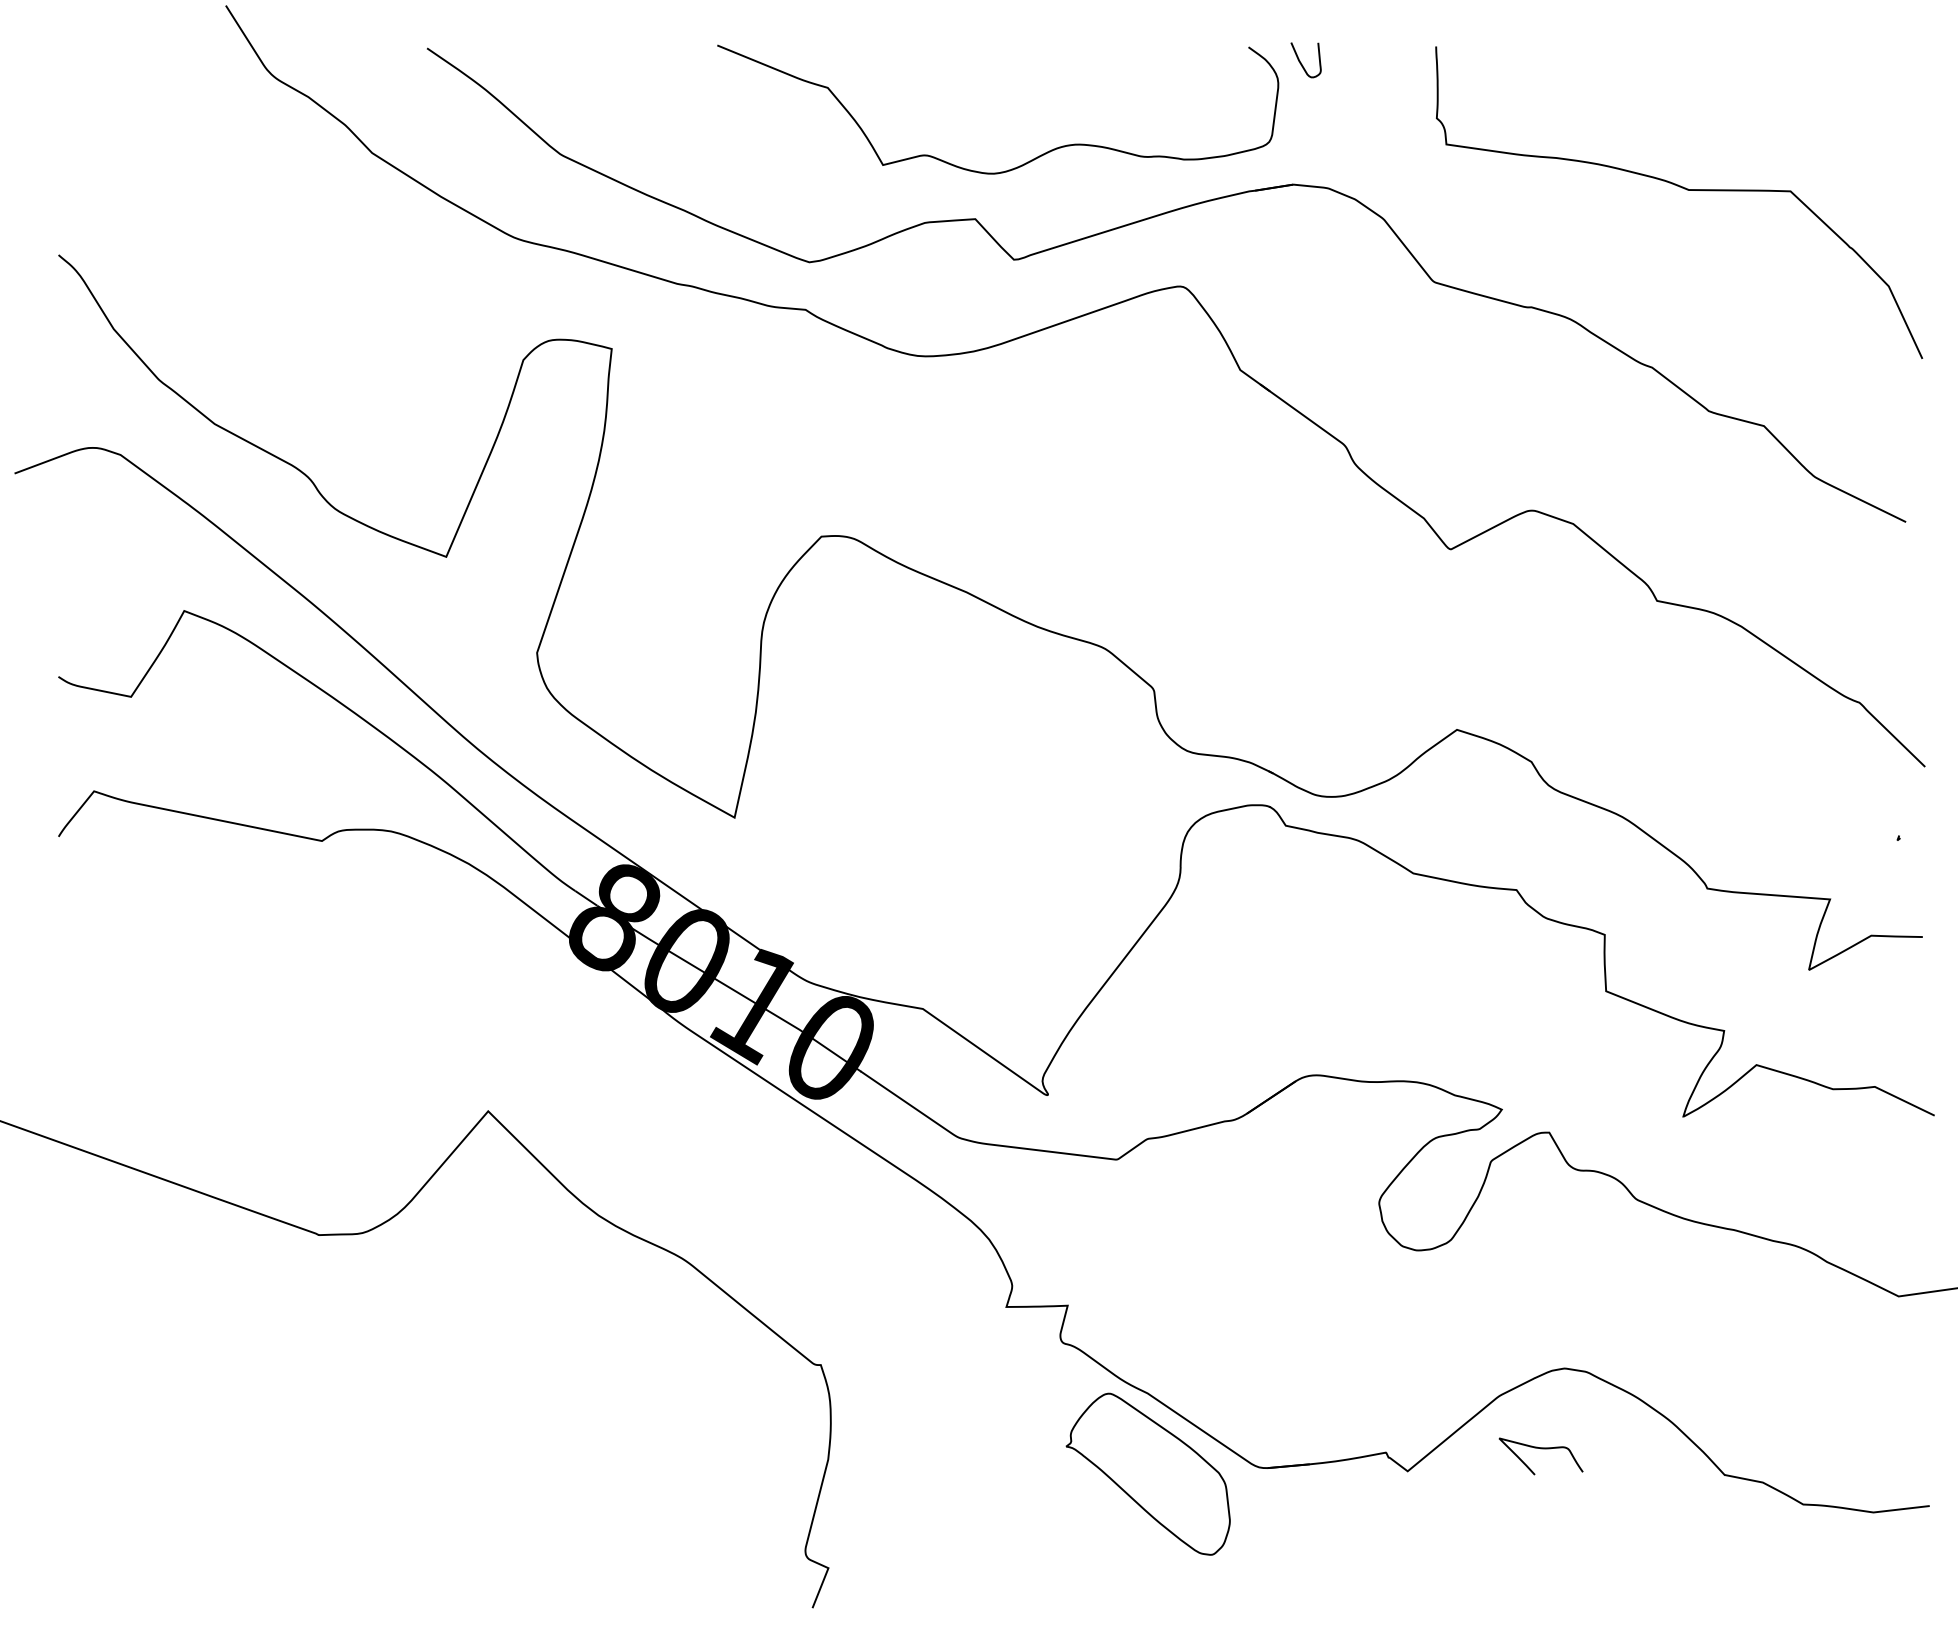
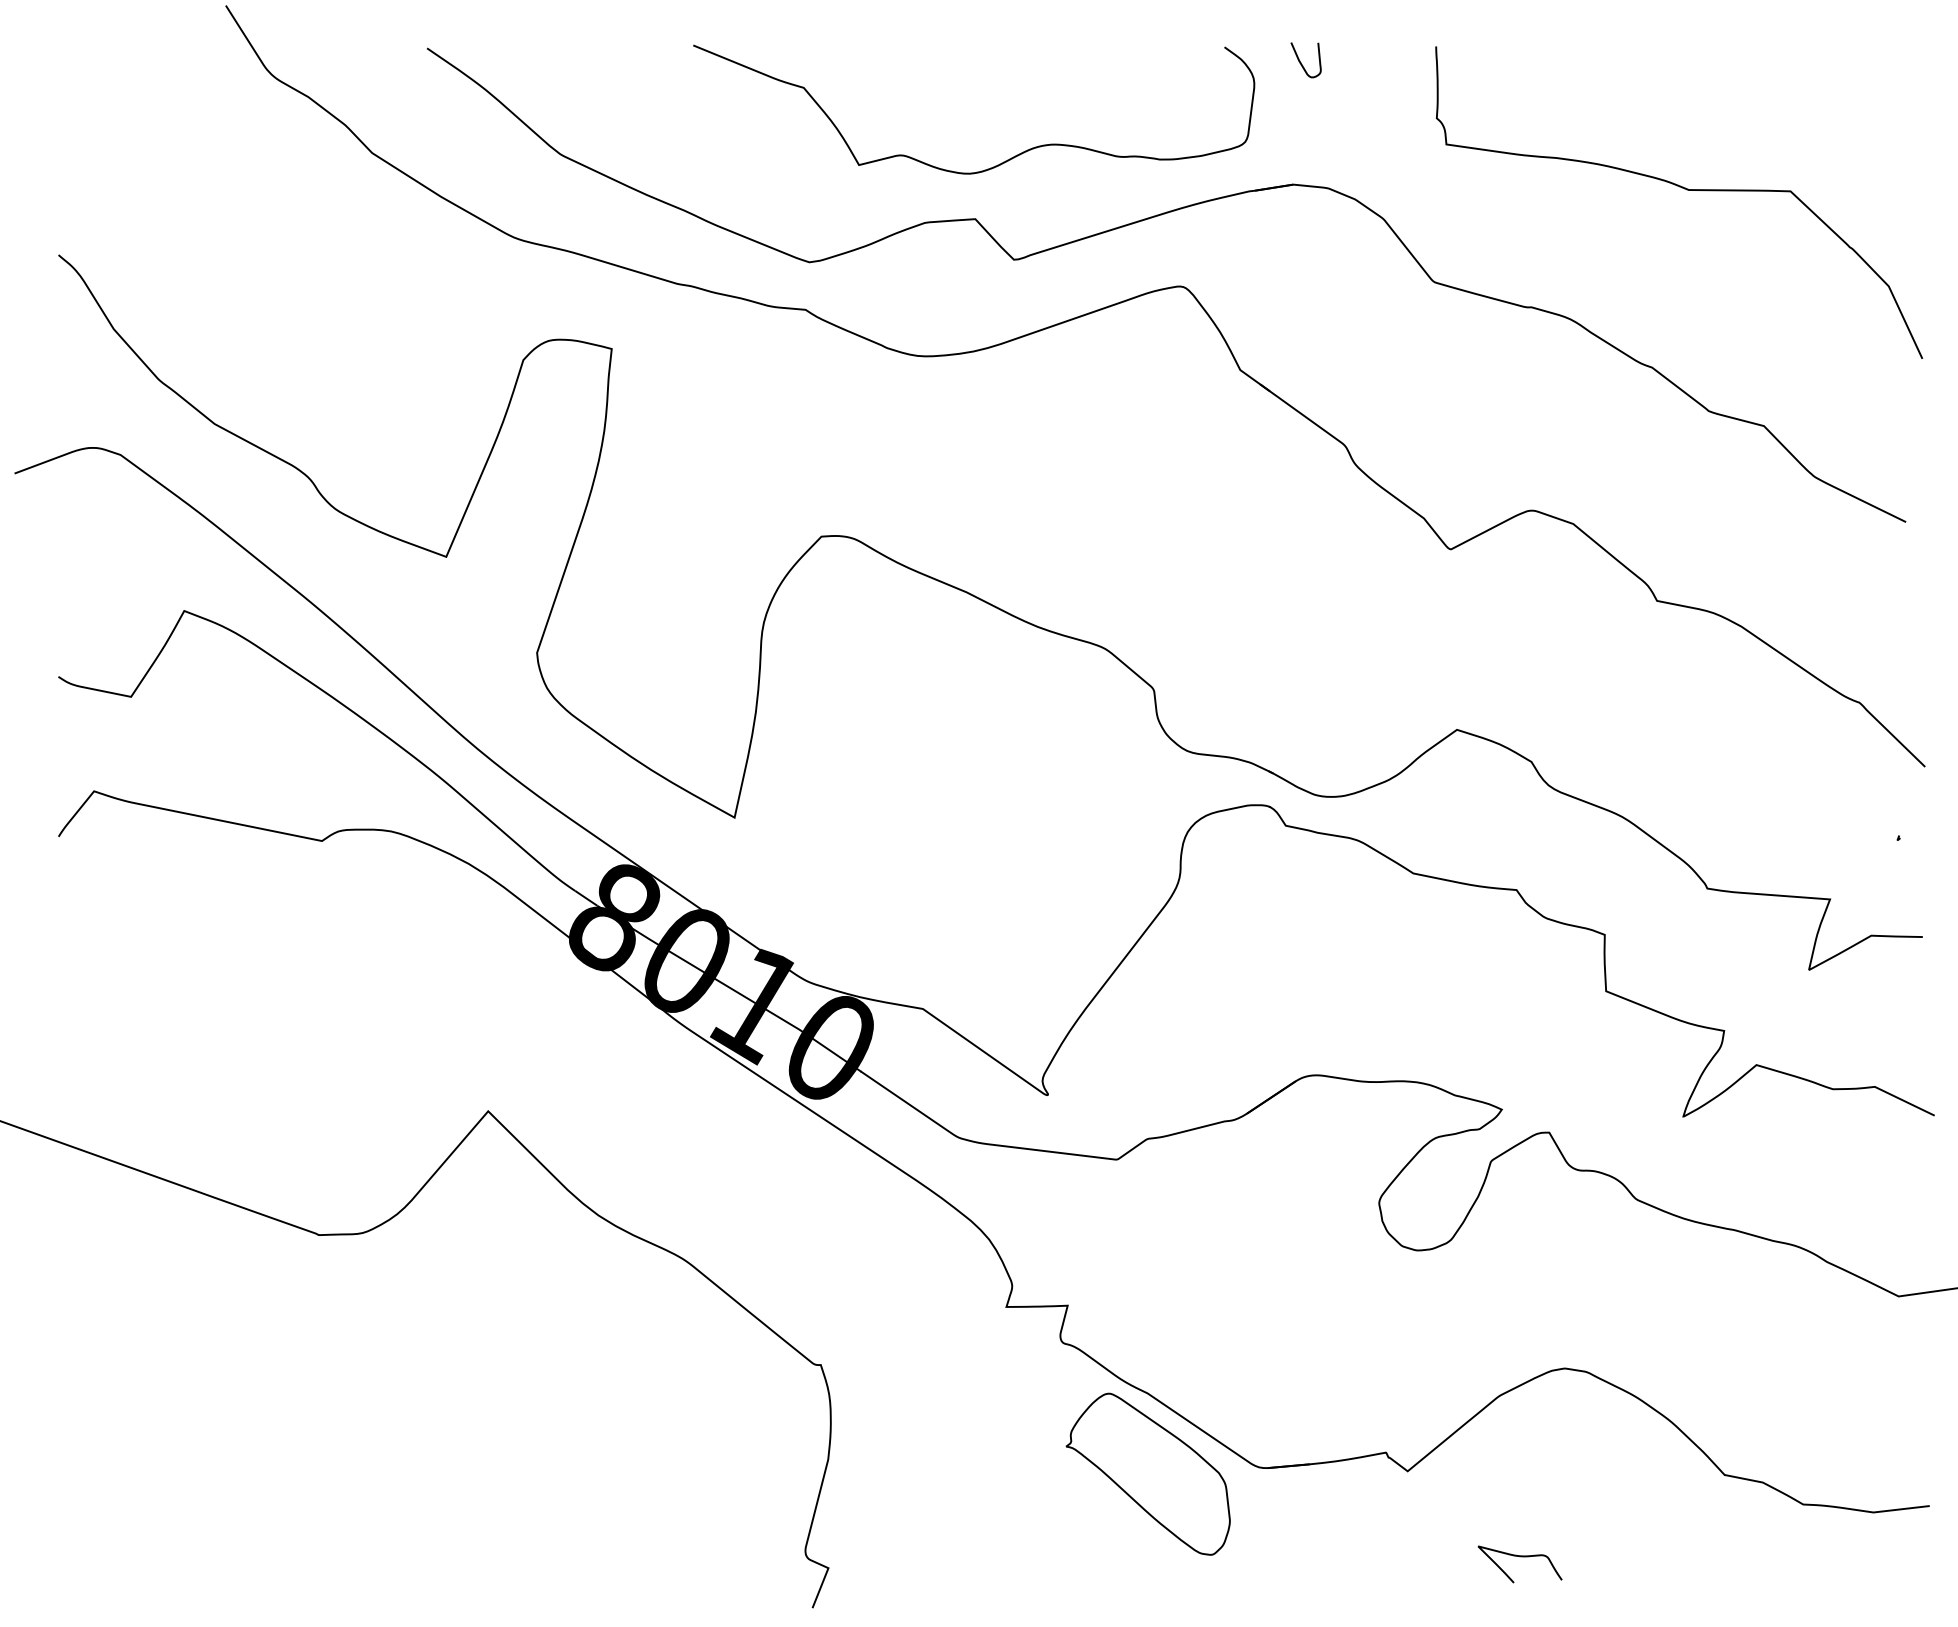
curve position: (1025, 162) -> (1001, 162) (1001, 162)
curve position: (1540, 1449) -> (1519, 1557) (1519, 1557)
